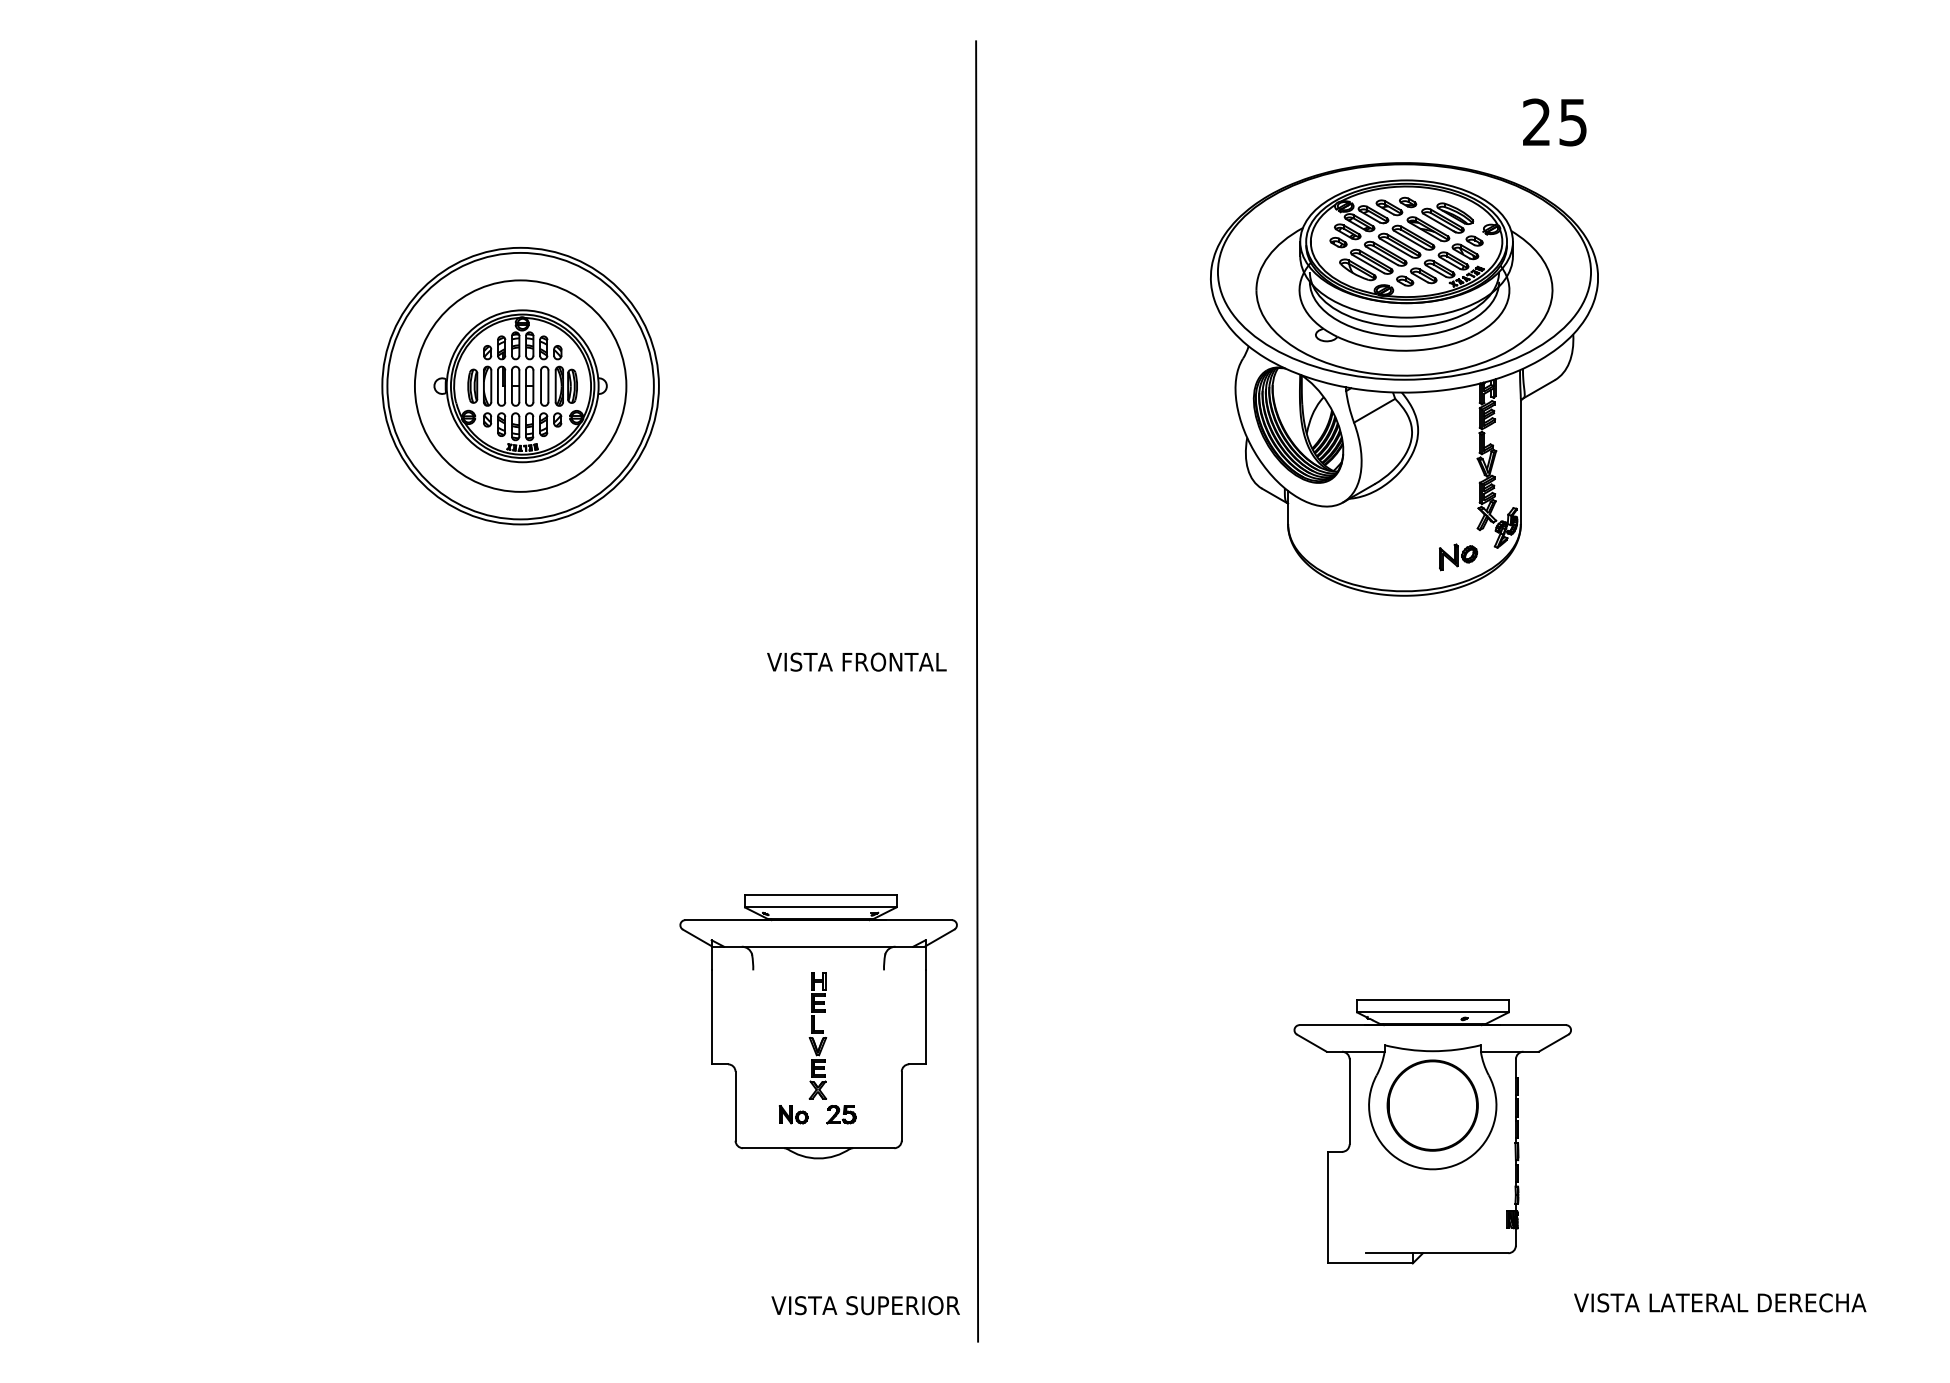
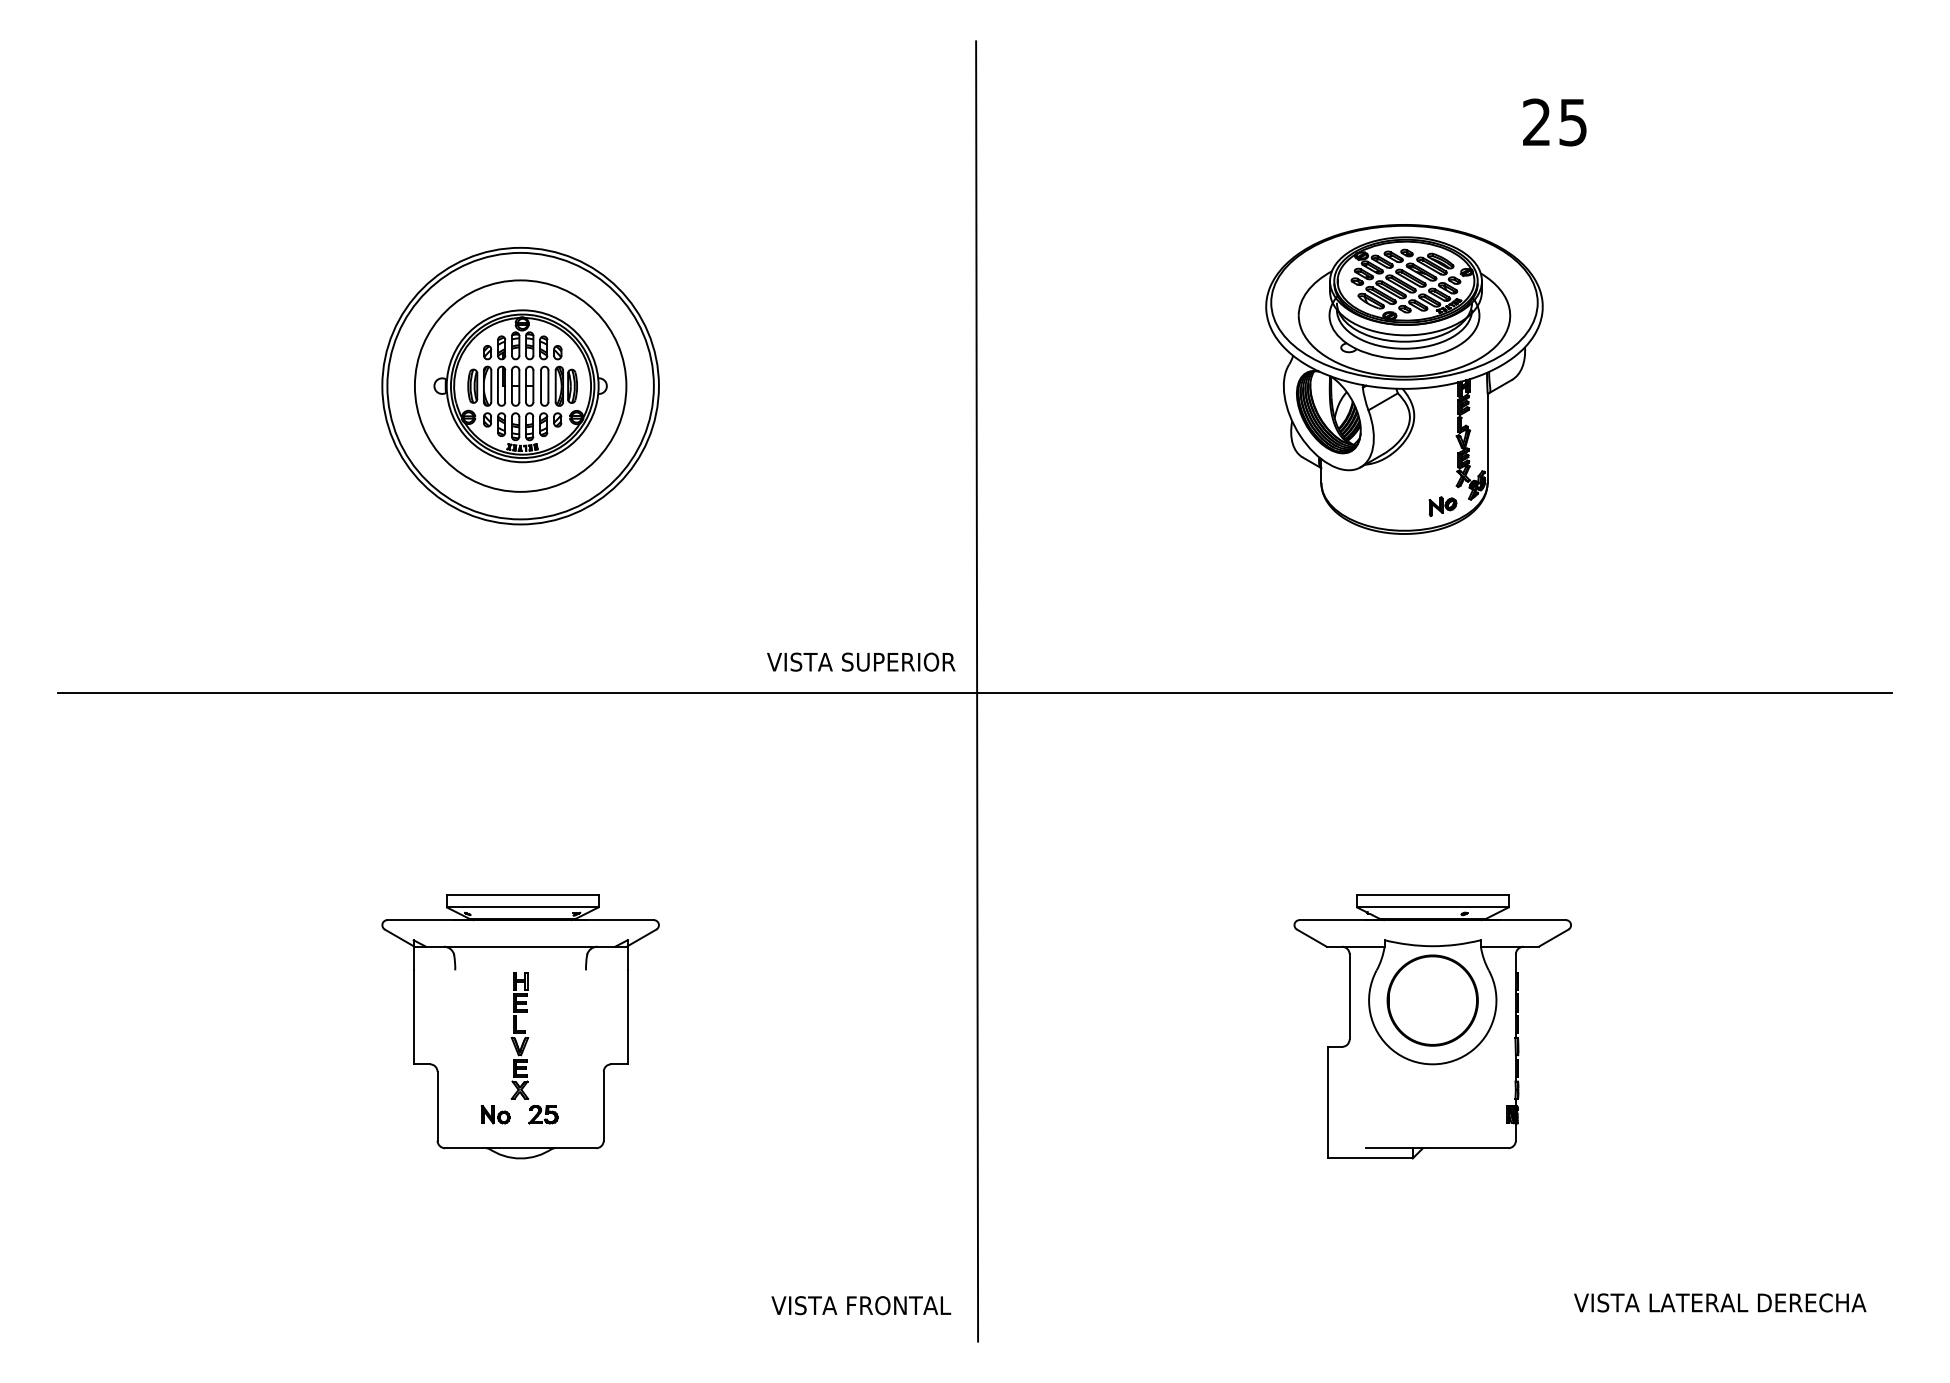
part size: 389x435 px -> 279x311 px (1404, 379)
text: VISTA FRONTAL -> VISTA SUPERIOR (898, 661)
line: none -> present (974, 692)
part position: (818, 1026) -> (520, 1026) (520, 1026)
part position: (1432, 1131) -> (1432, 1026) (1432, 1026)
text: VISTA SUPERIOR -> VISTA FRONTAL (902, 1305)
